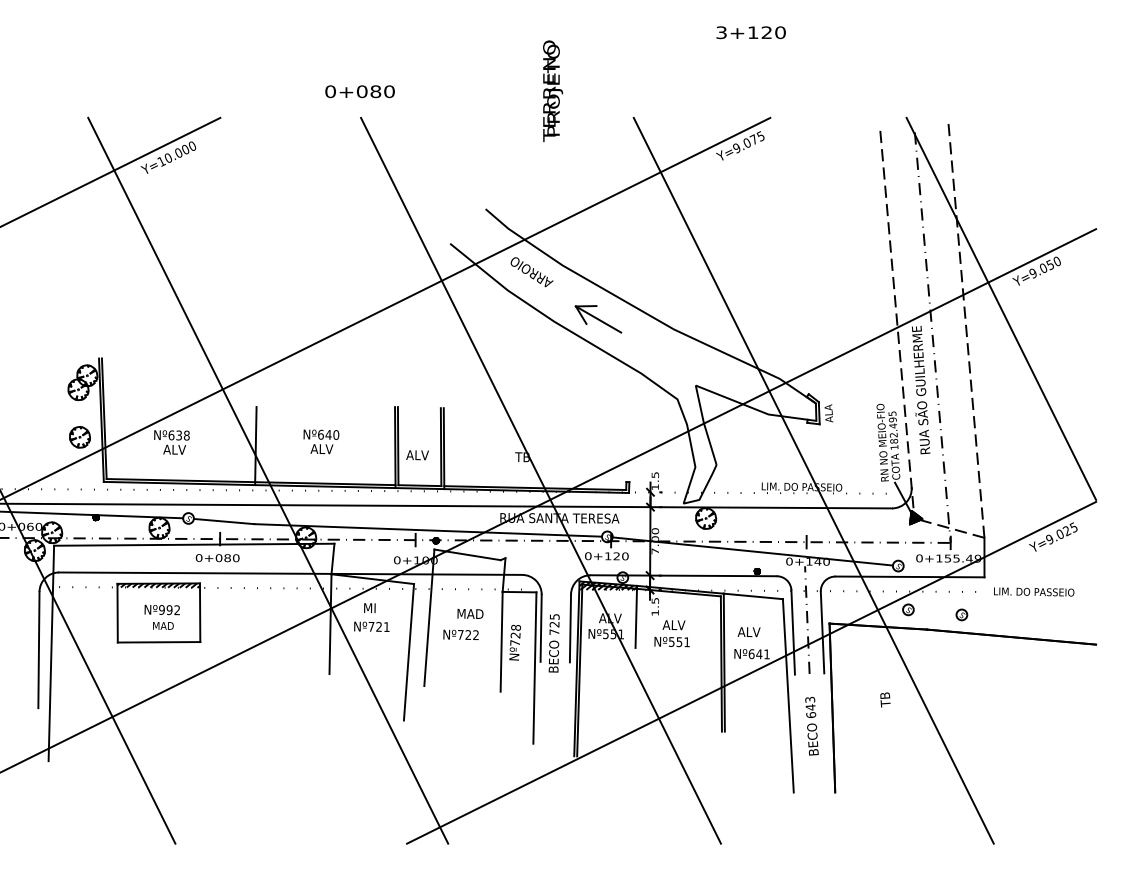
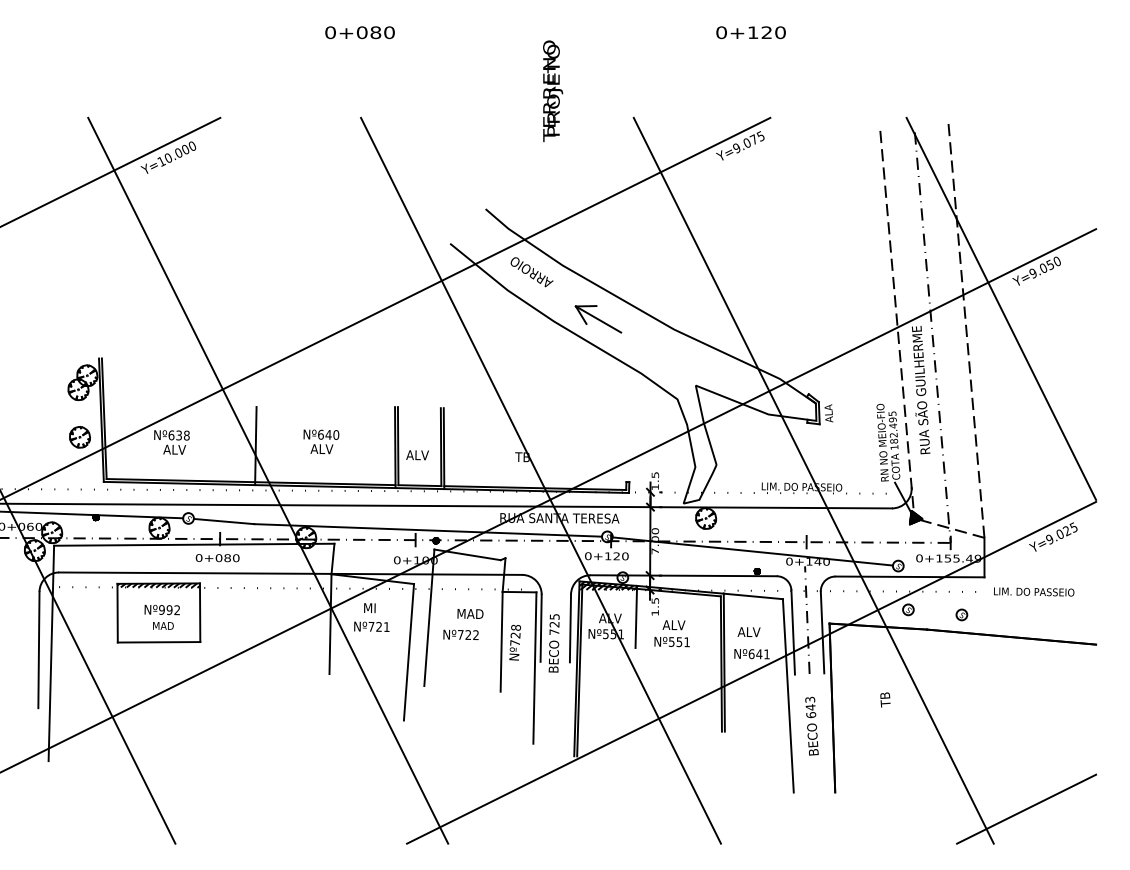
text: 3+120 -> 0+120 (721, 32)
text position: (359, 91) -> (359, 32) (359, 32)
line: none -> present (1026, 808)
